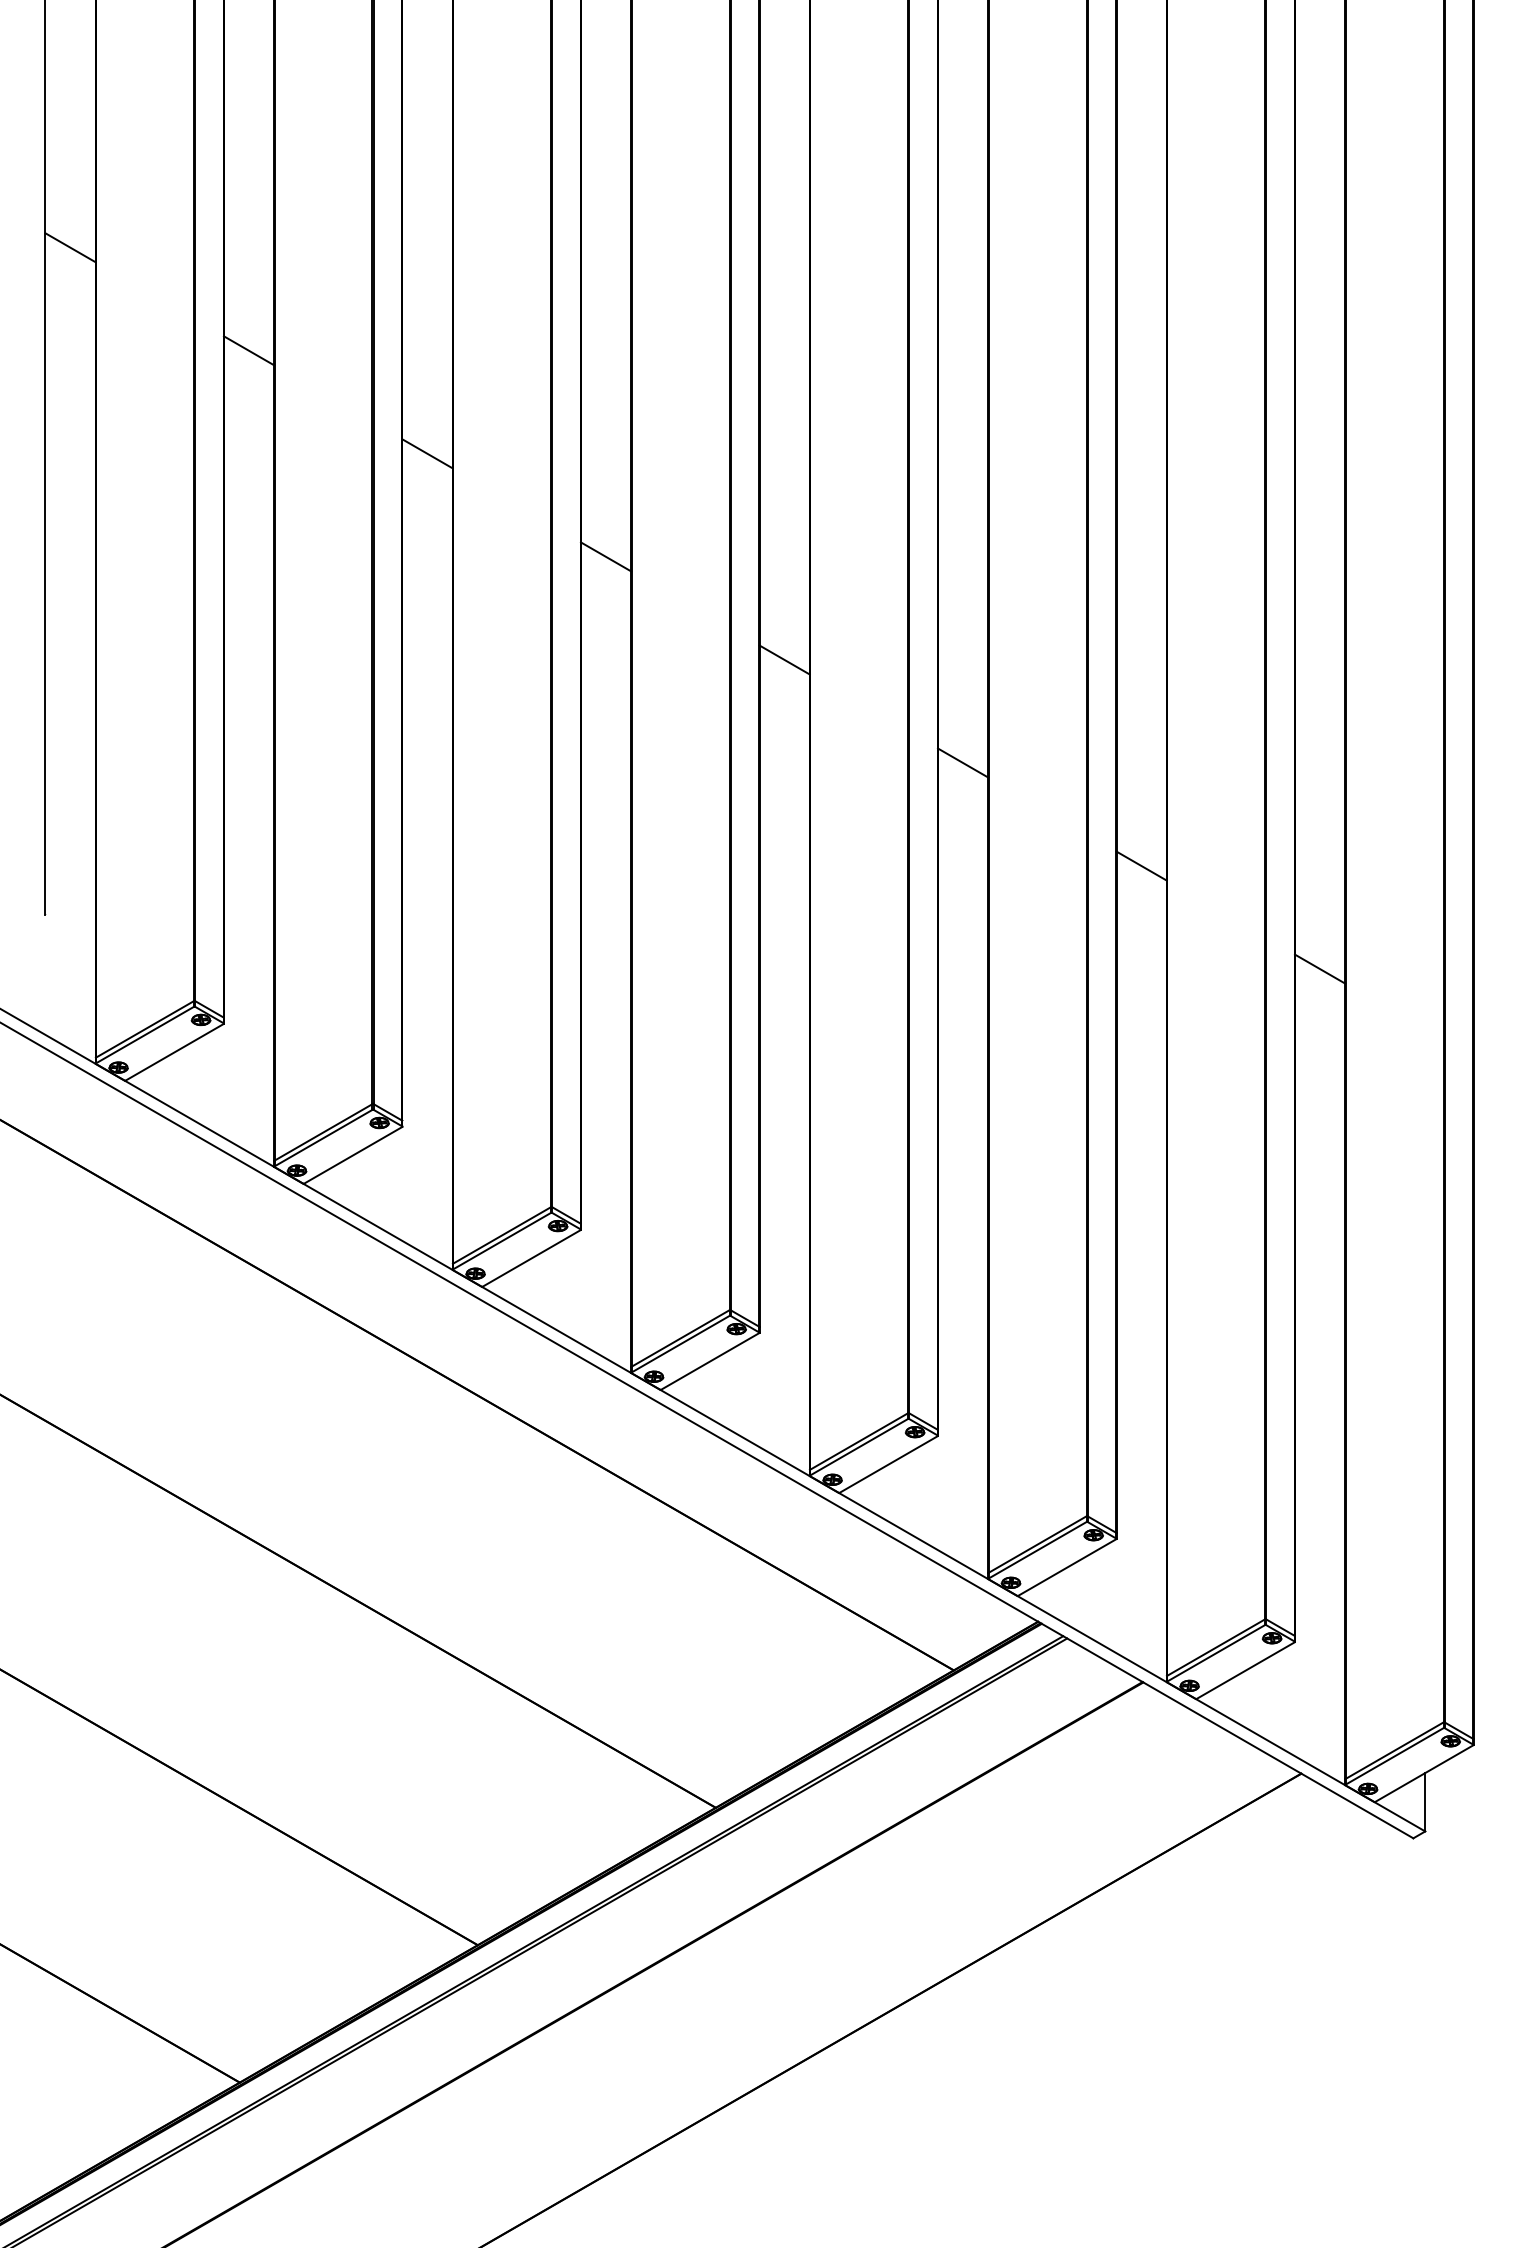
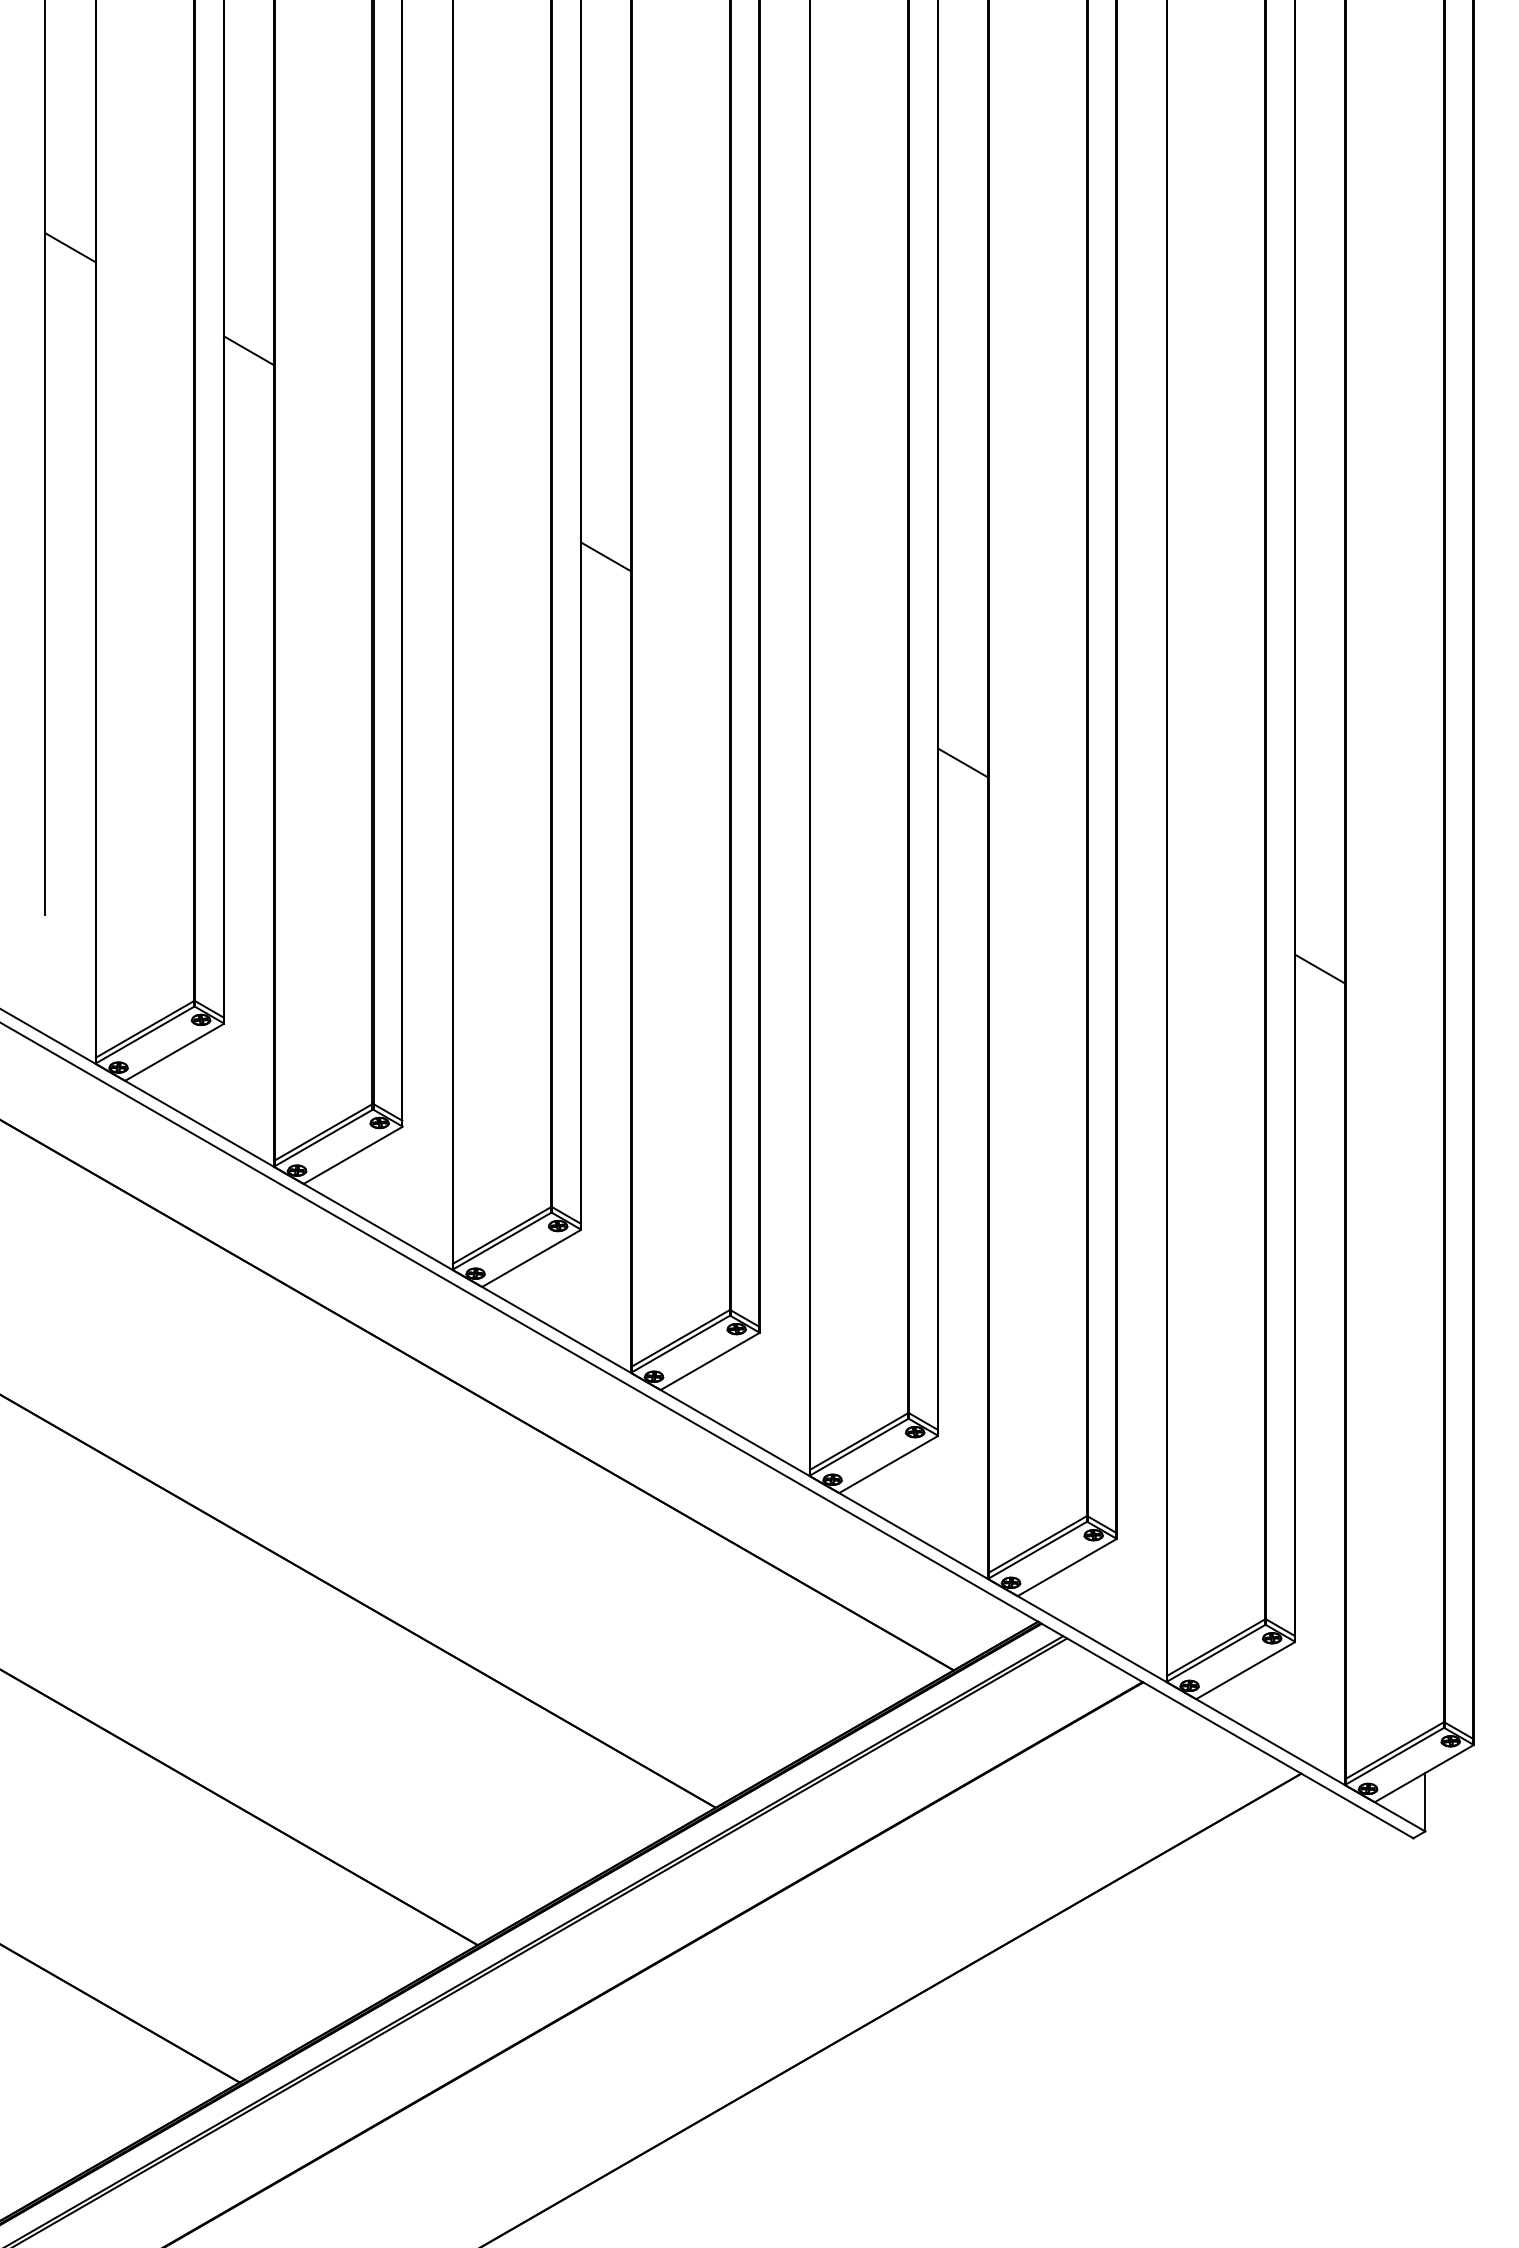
line: present -> none (427, 453)
line: present -> none (784, 659)
line: present -> none (1141, 865)
